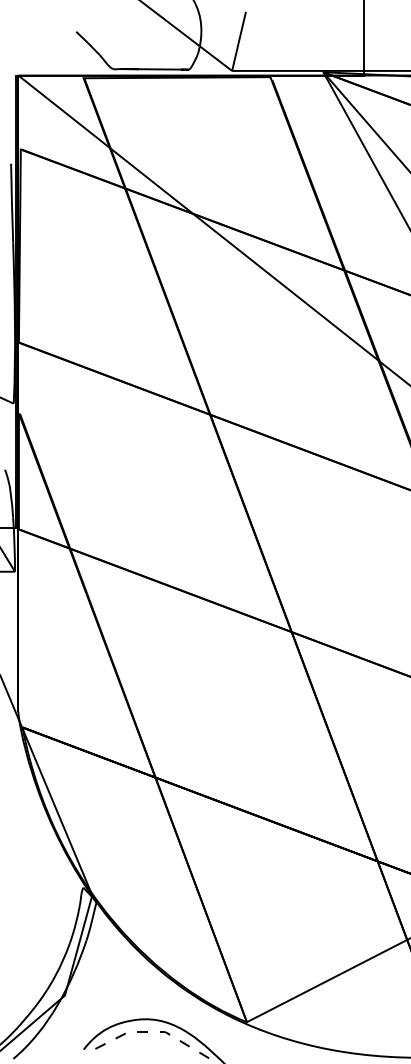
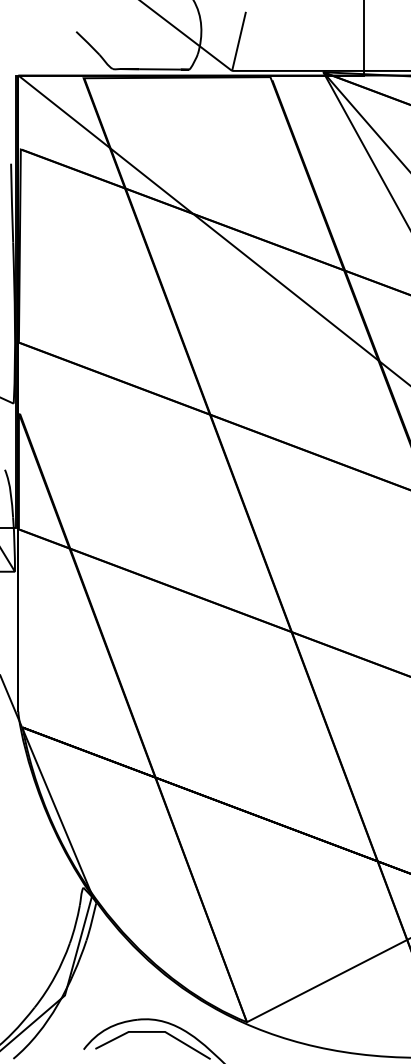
line: dashed -> solid (155, 1031)
